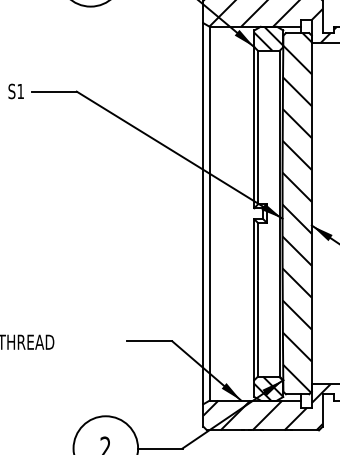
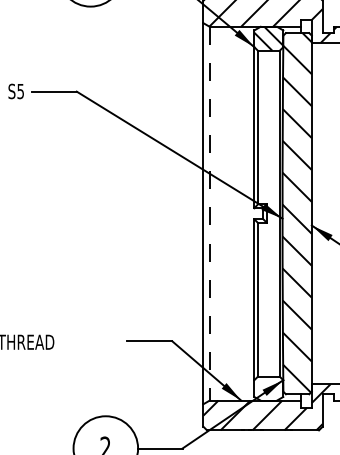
text: S1 -> S5 (20, 91)
line: solid -> dashed (209, 213)
hatch: present -> none (268, 388)
